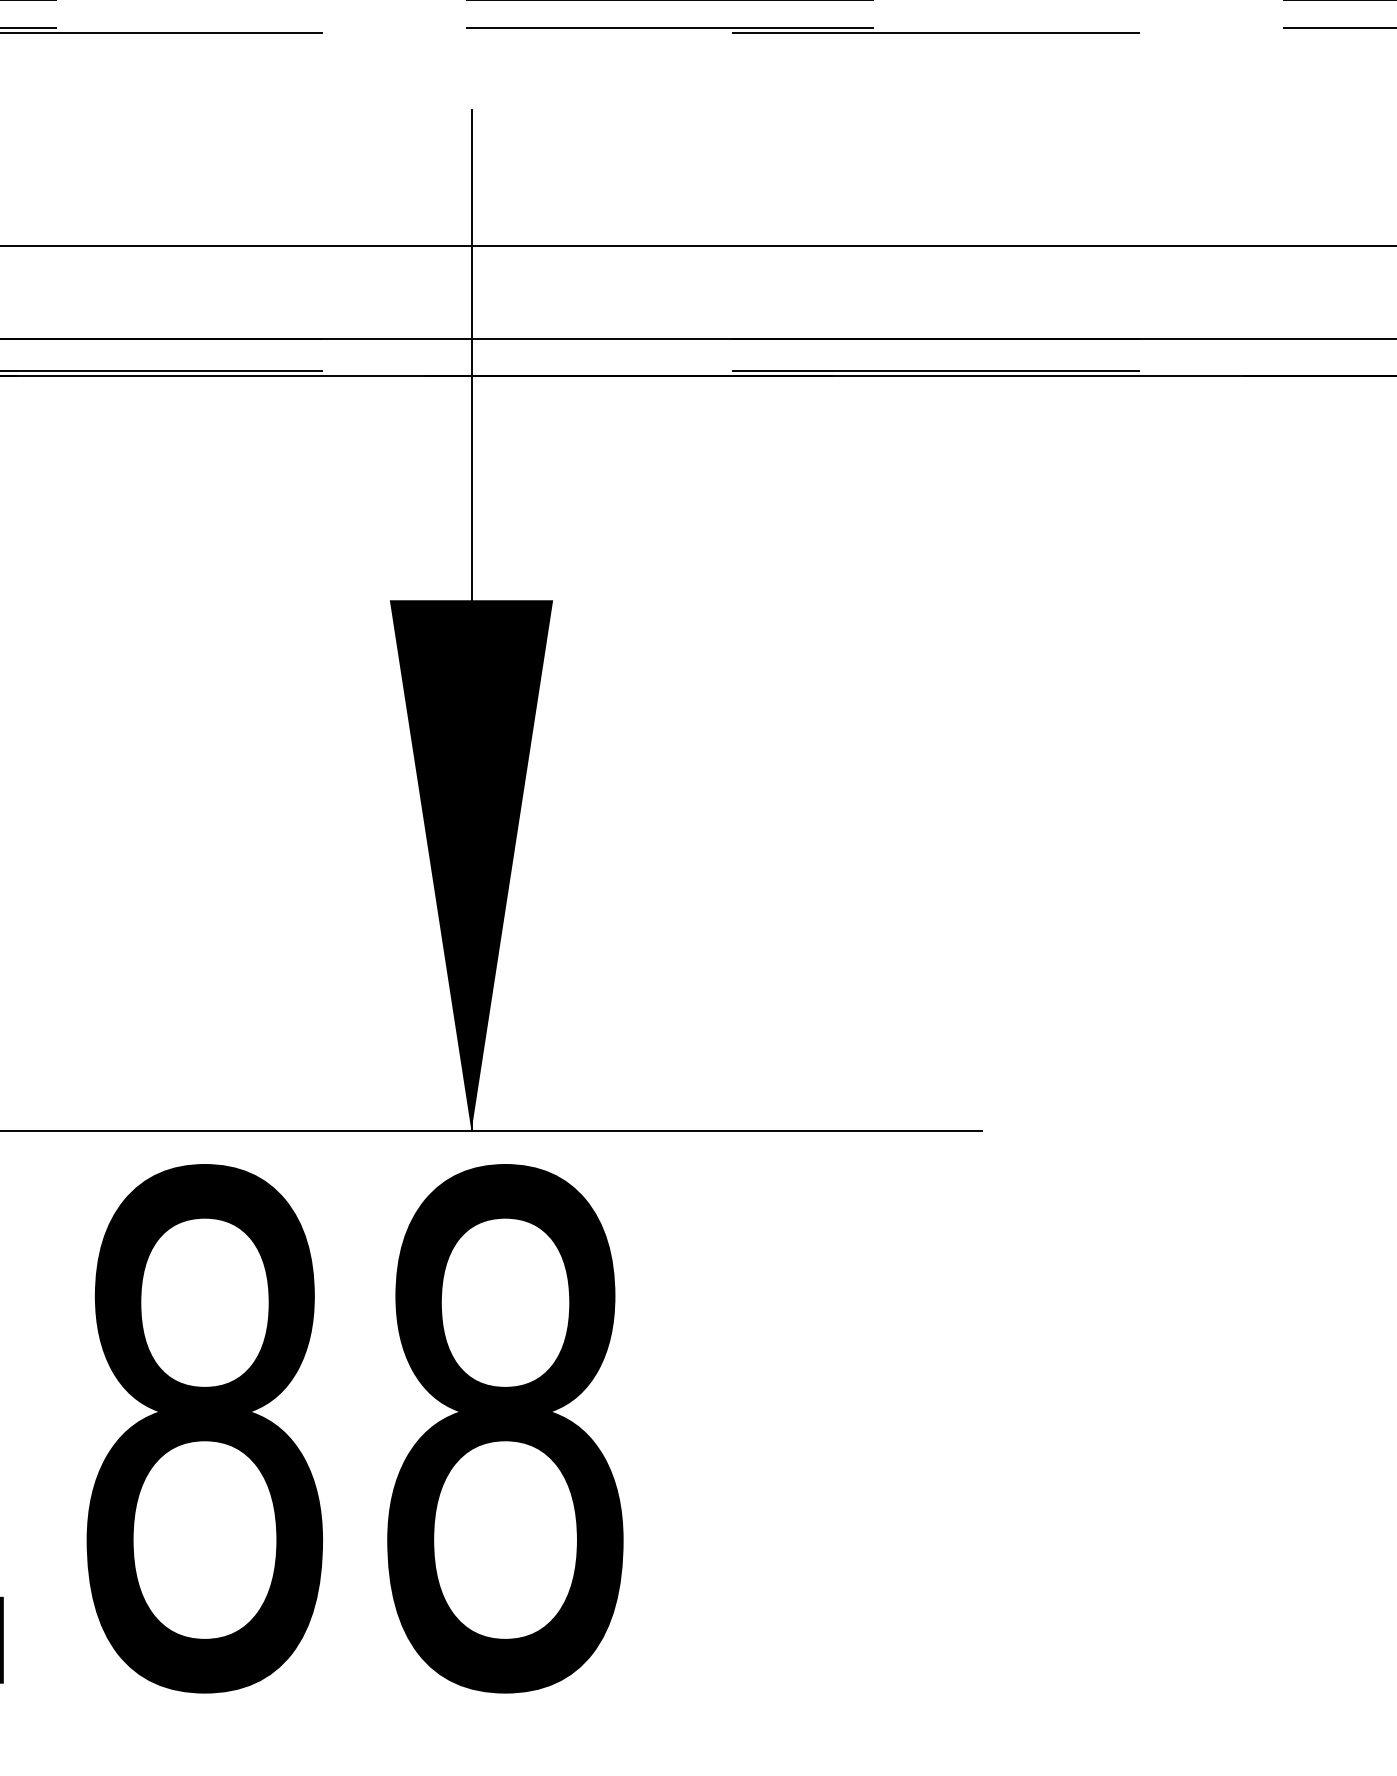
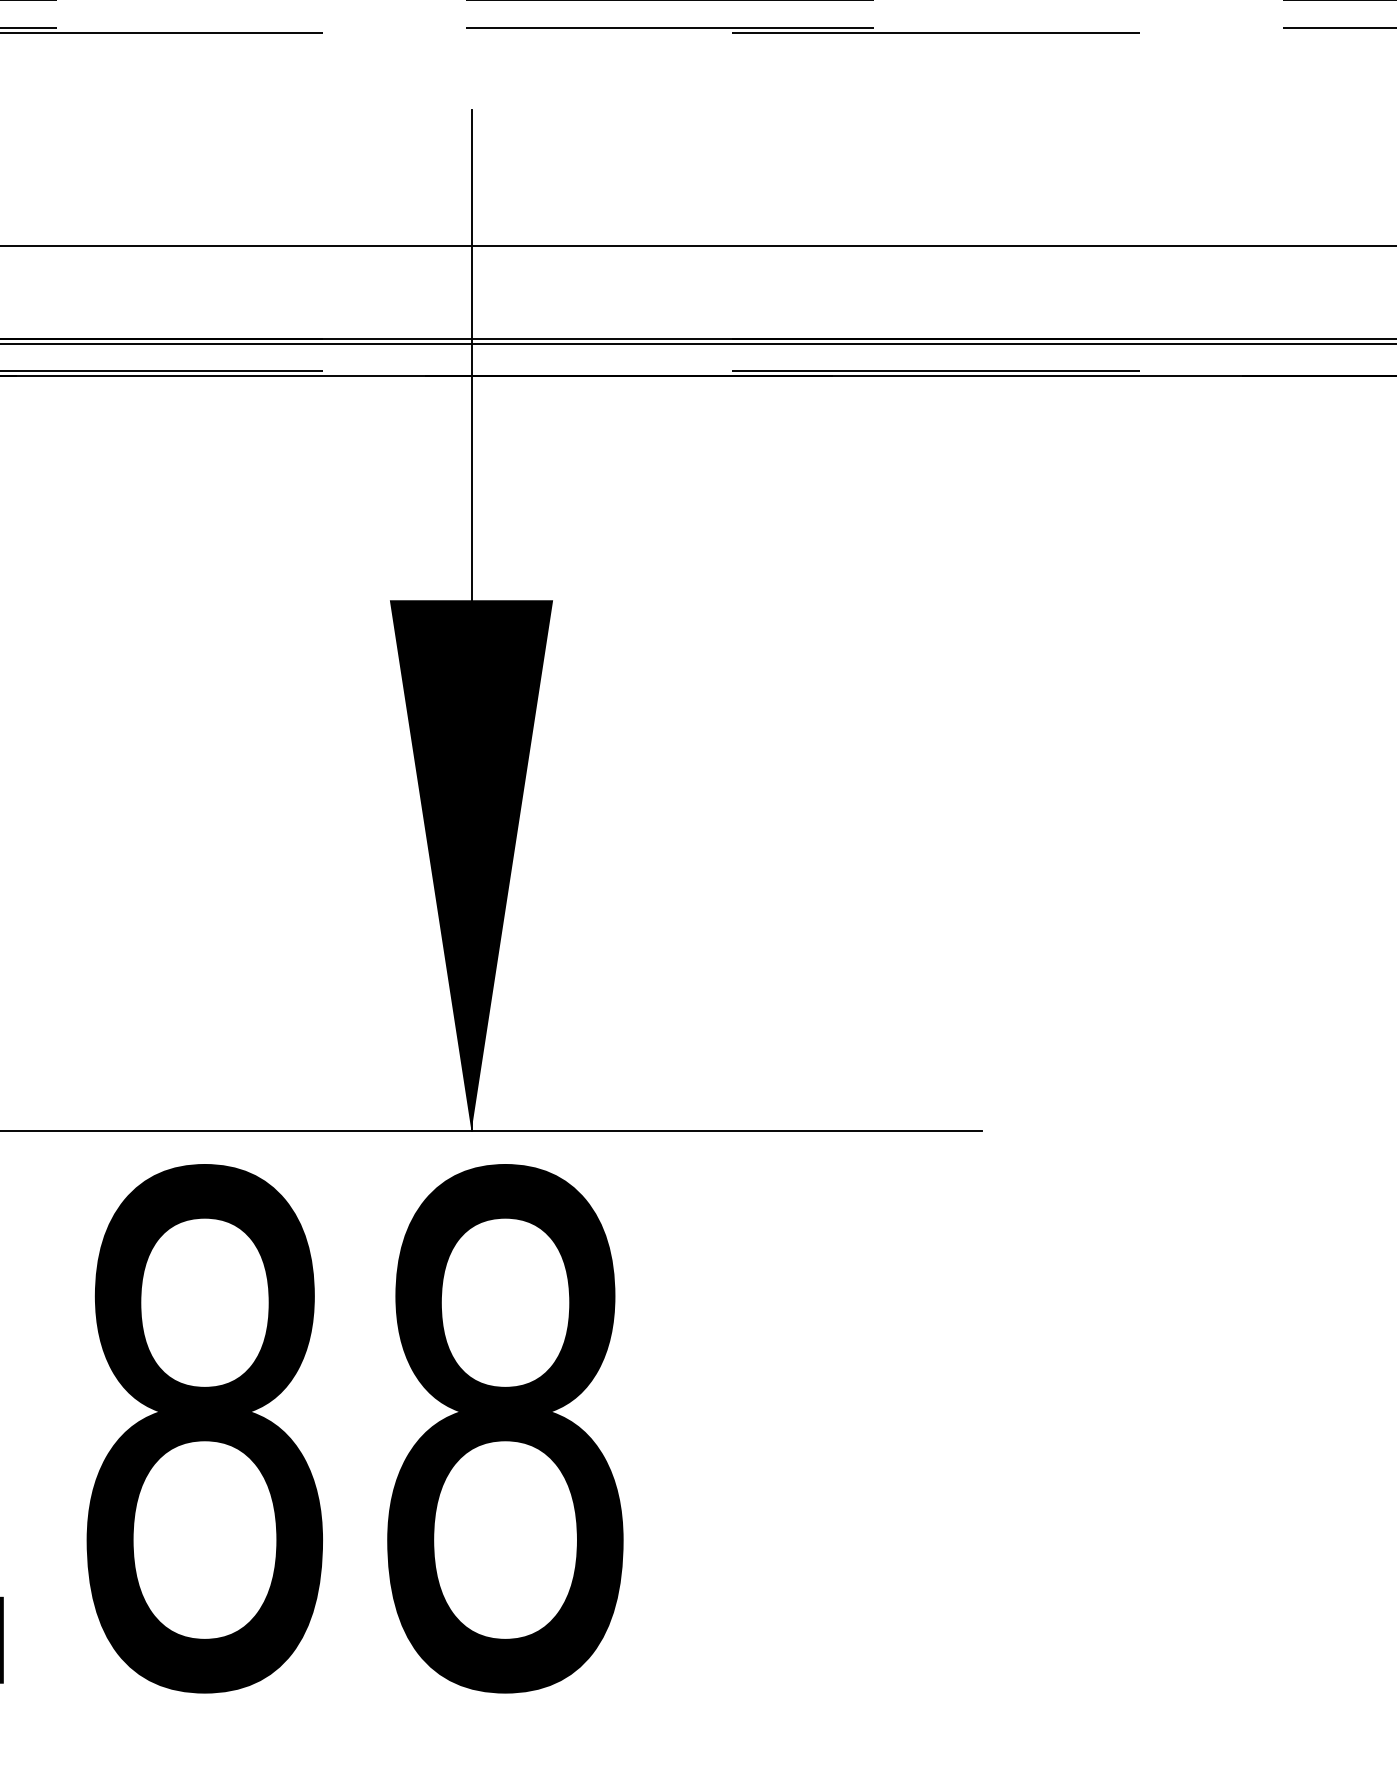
line: none -> present (697, 343)
